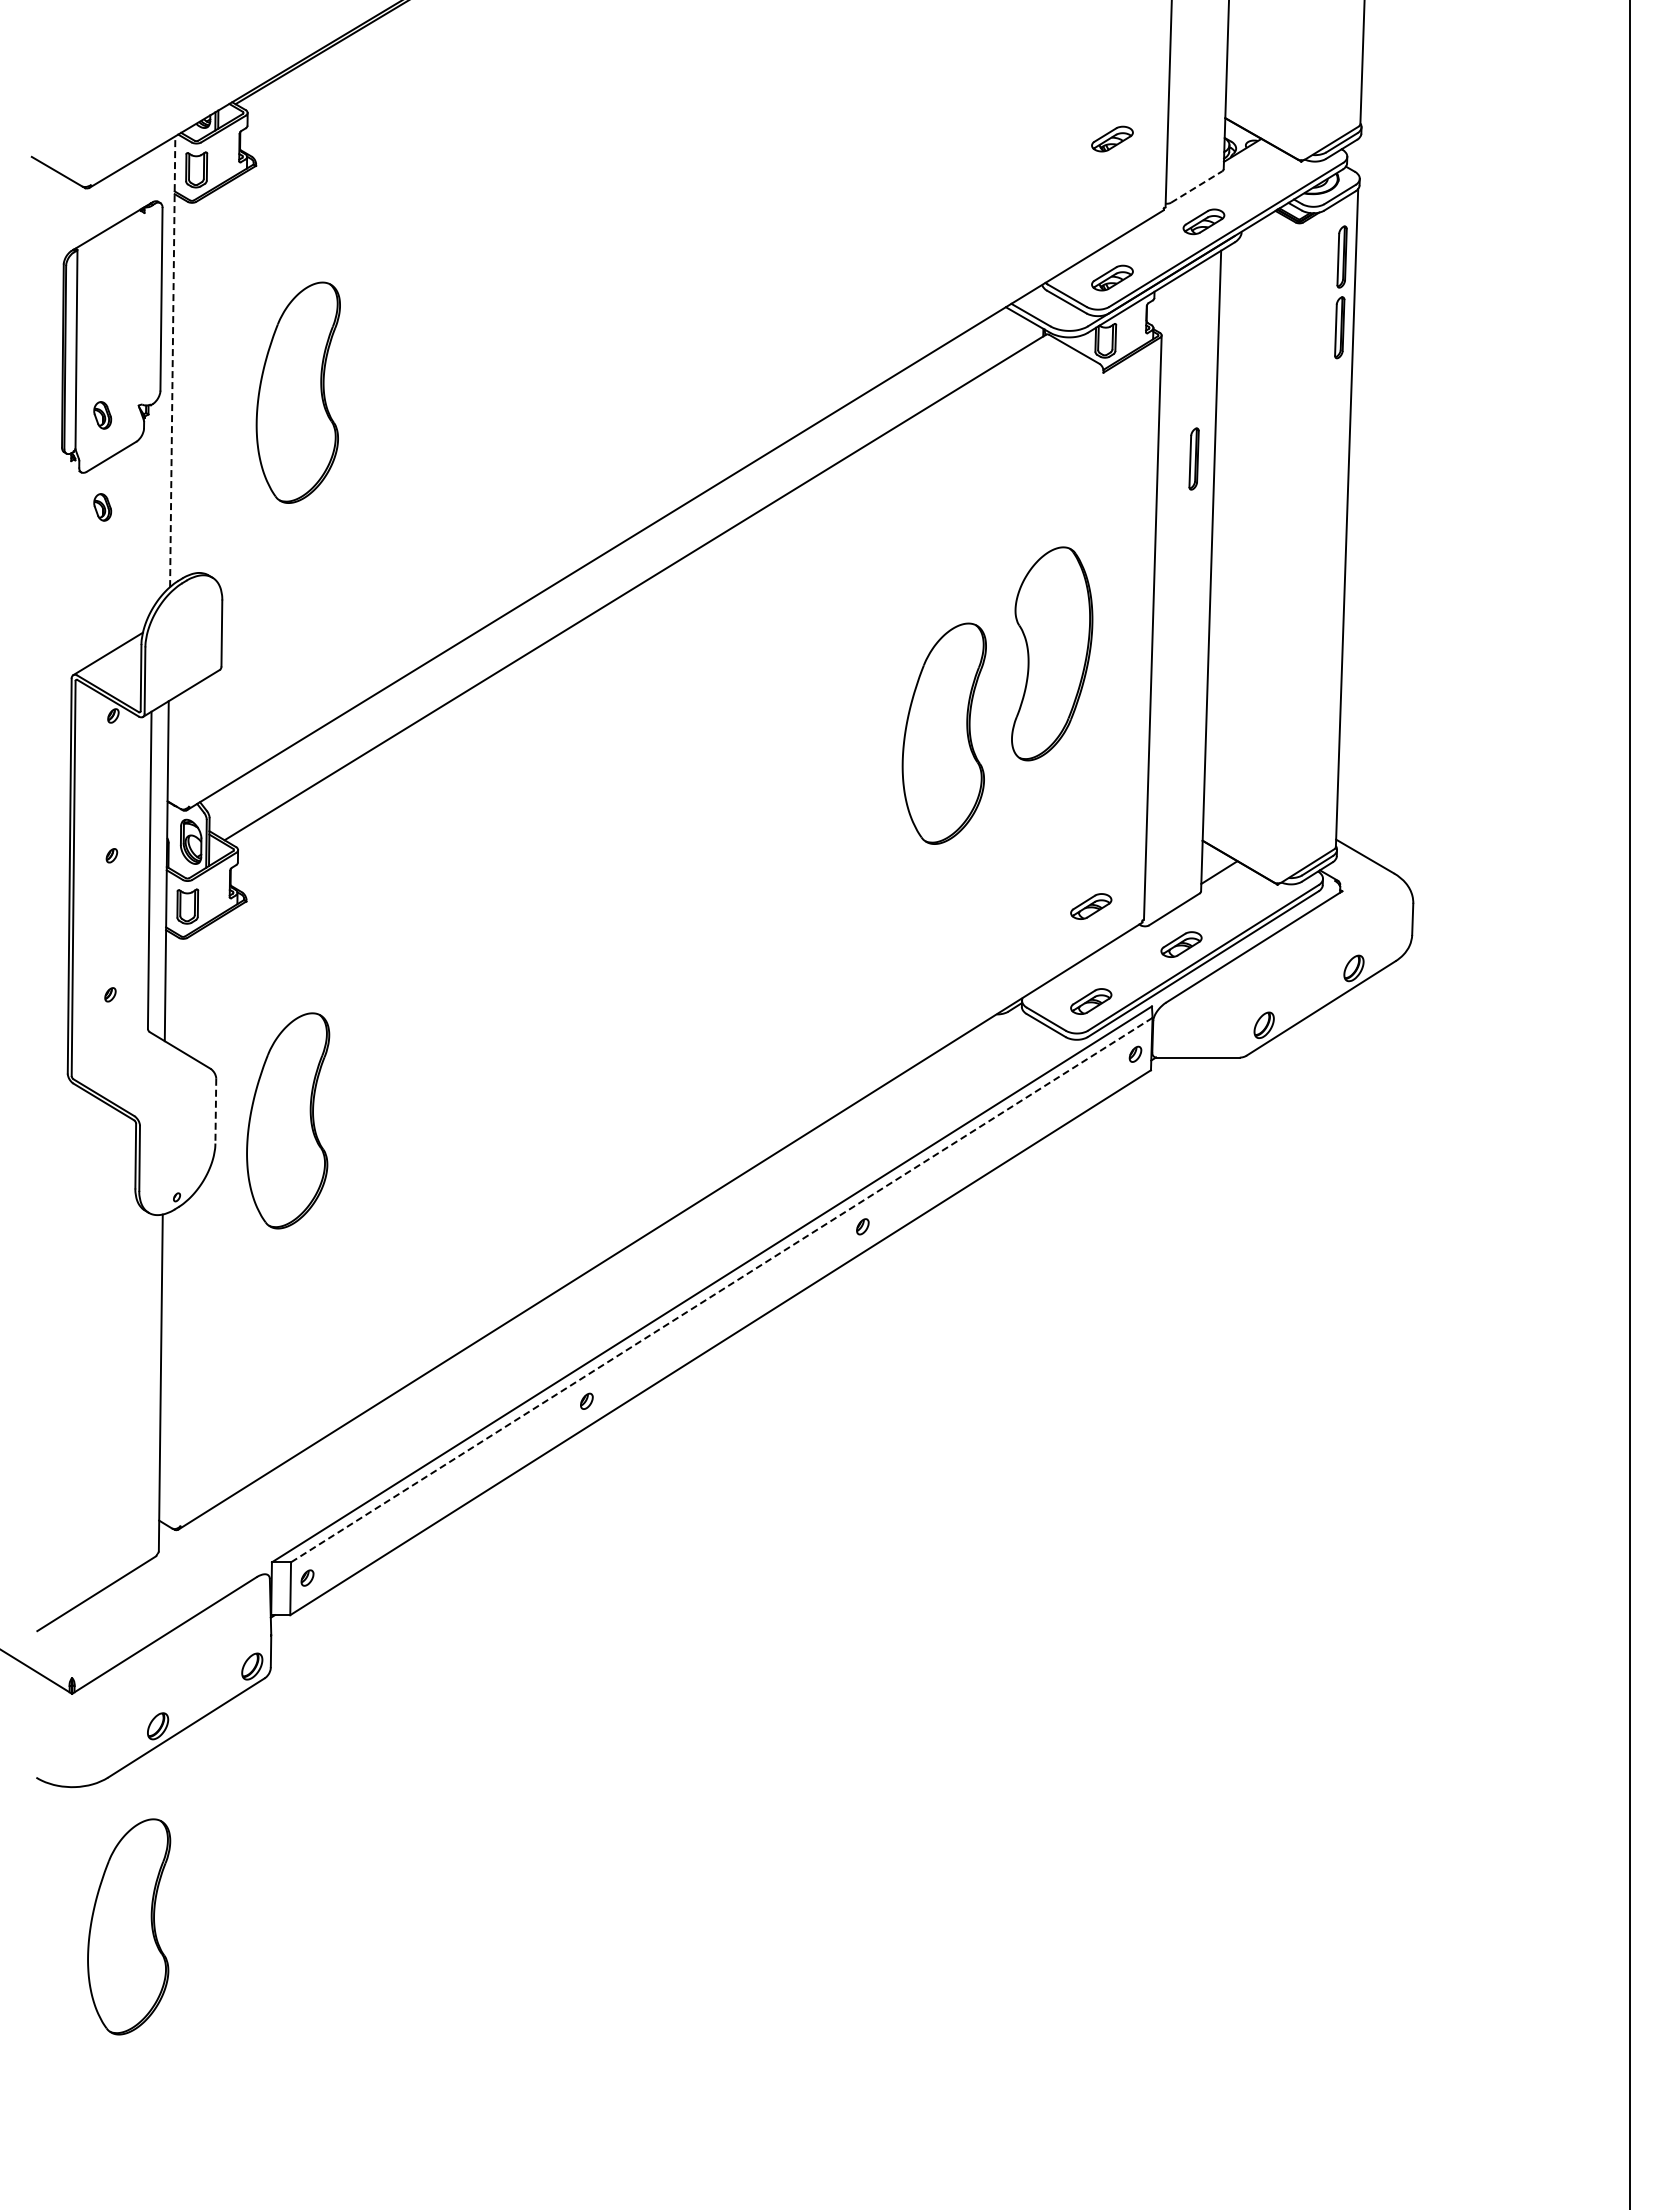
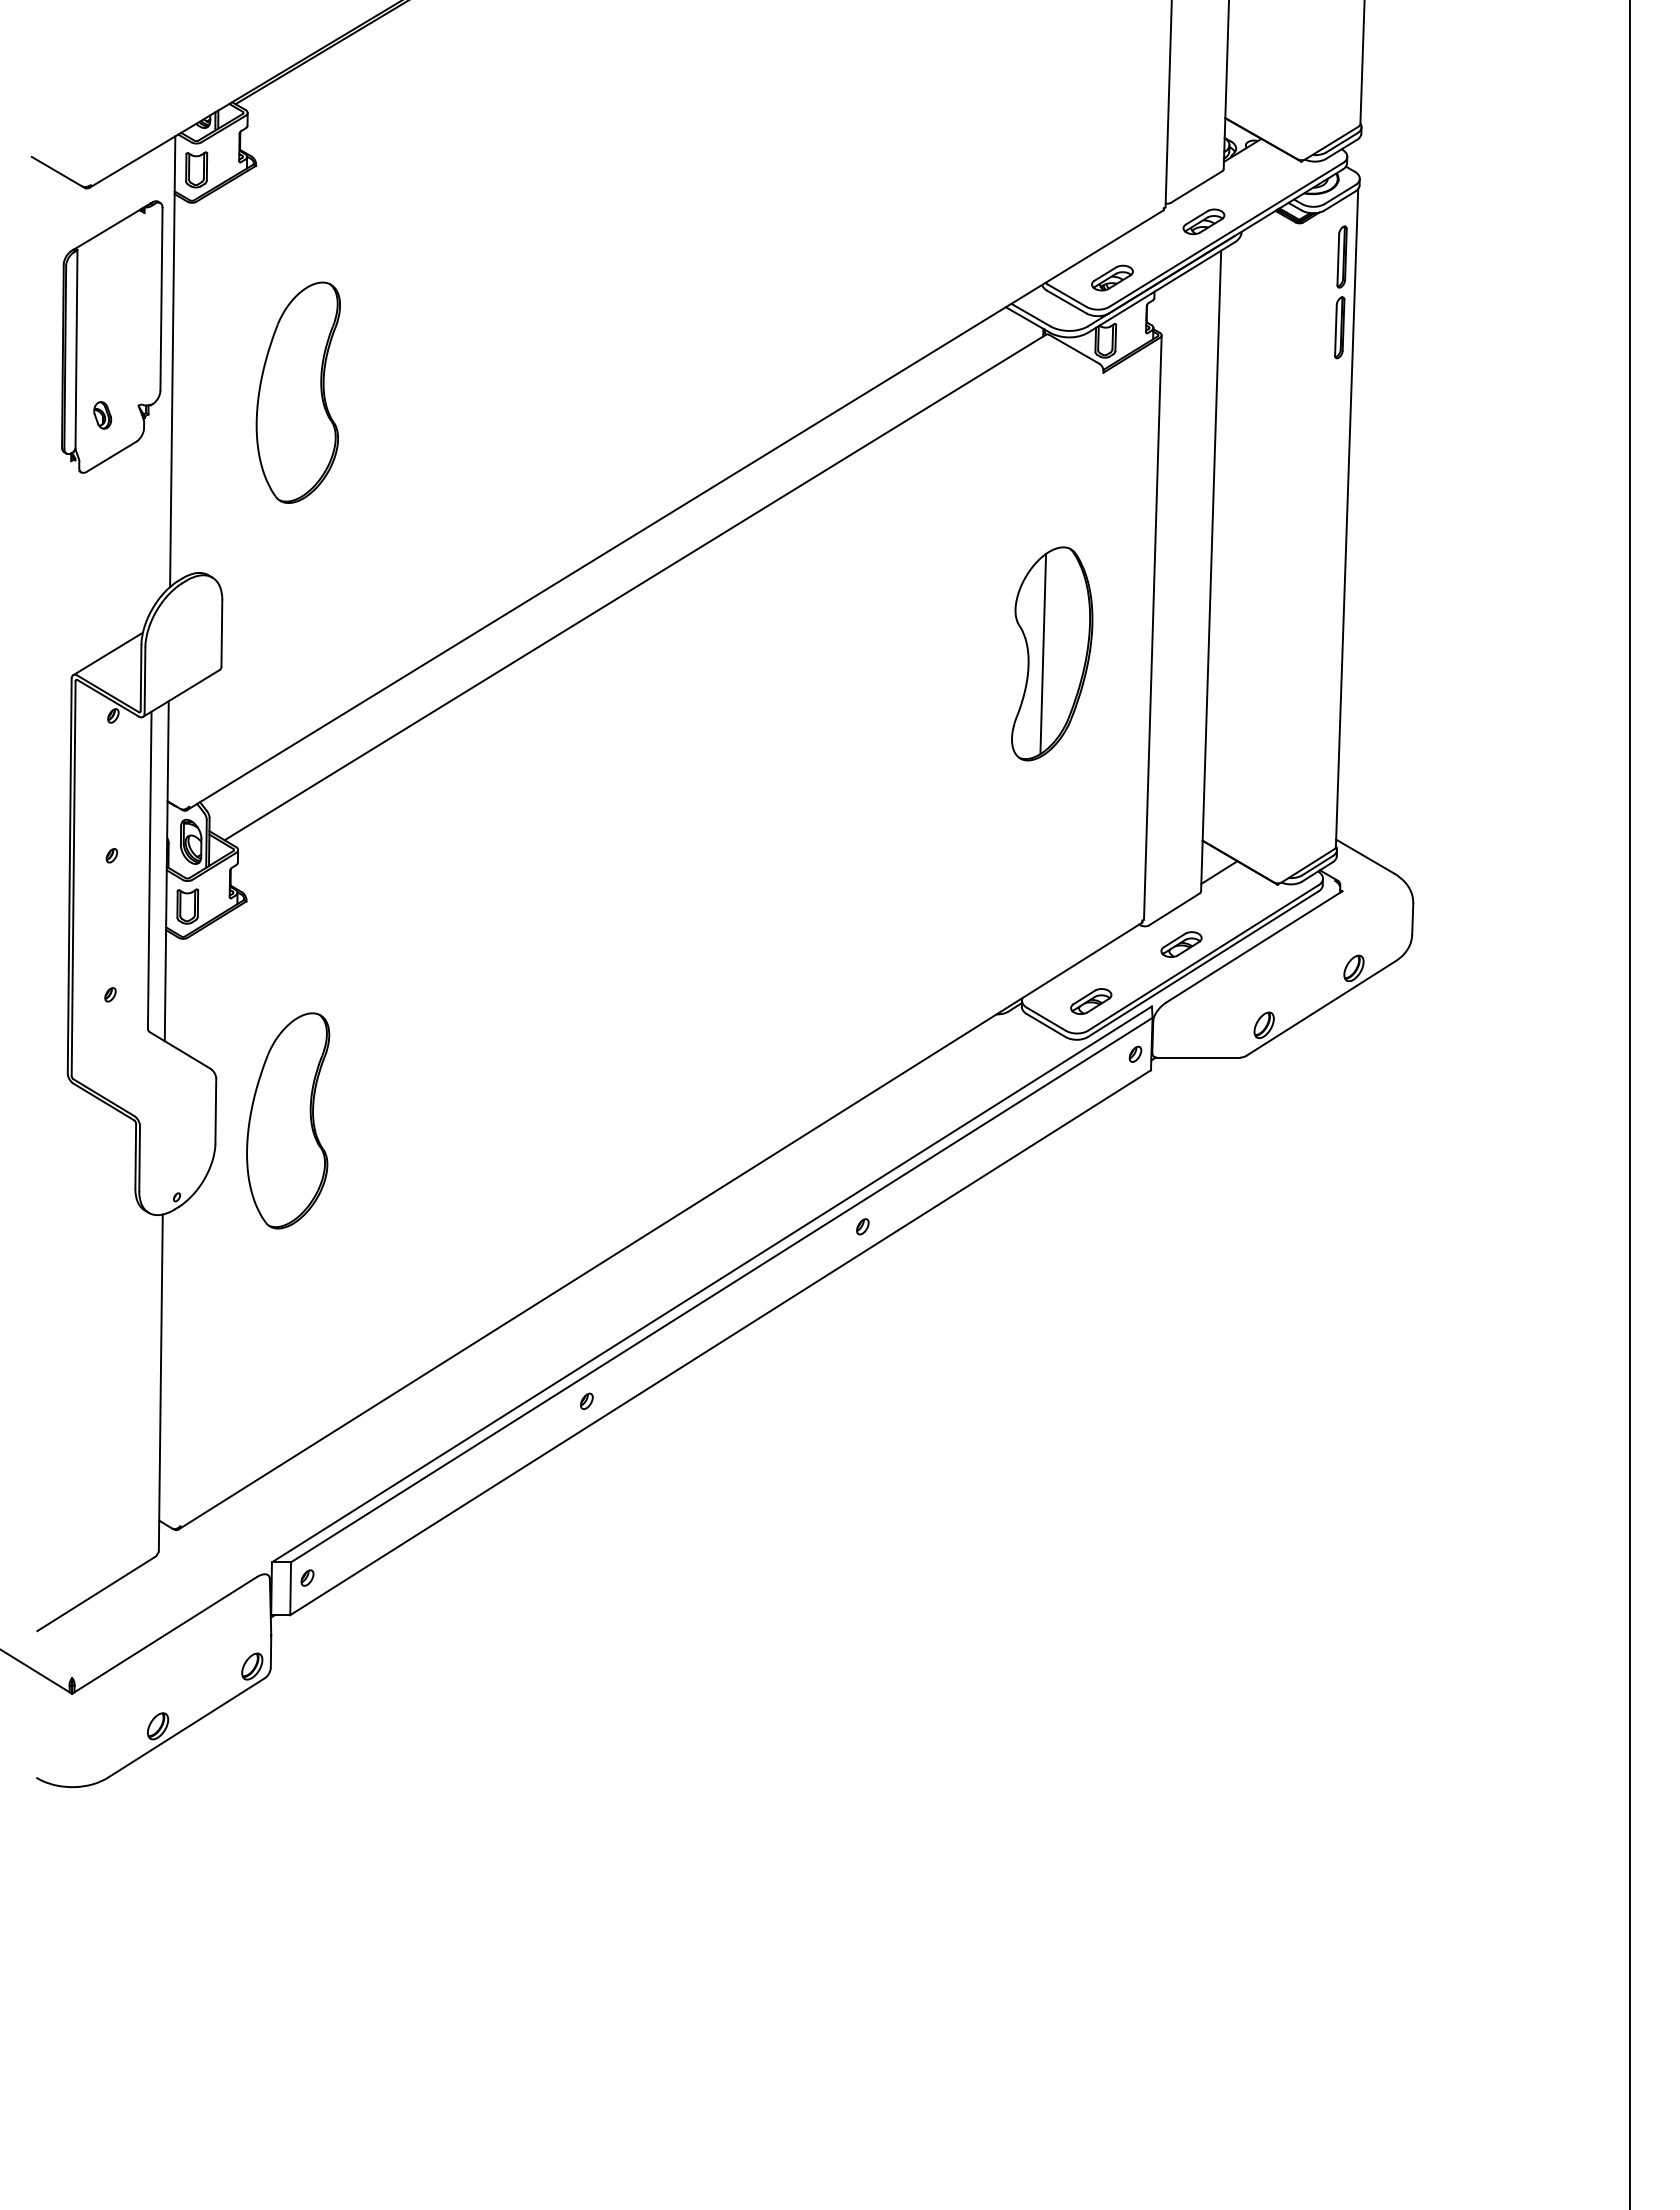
part: present -> none (1112, 138)
line: dashed -> solid (1196, 187)
line: dashed -> solid (172, 361)
part: present -> none (1193, 458)
part: present -> none (102, 507)
line: none -> present (1043, 653)
part: present -> none (943, 733)
part: present -> none (1091, 906)
line: dashed -> solid (215, 1111)
line: dashed -> solid (721, 1290)
part: present -> none (129, 1926)
